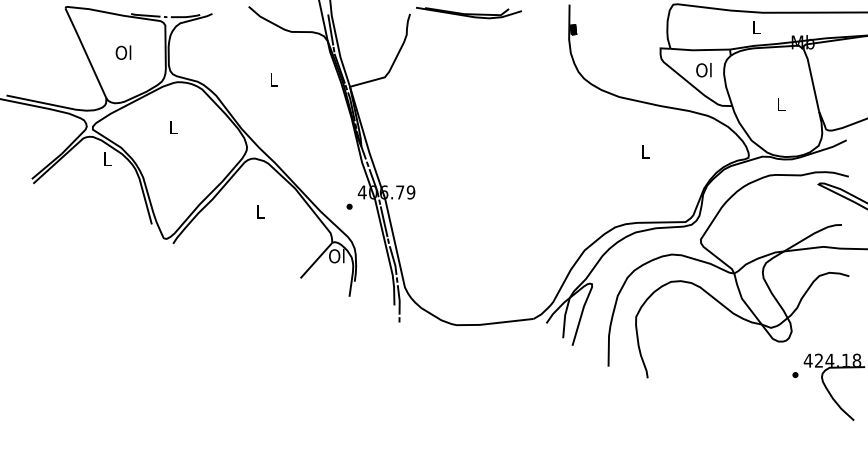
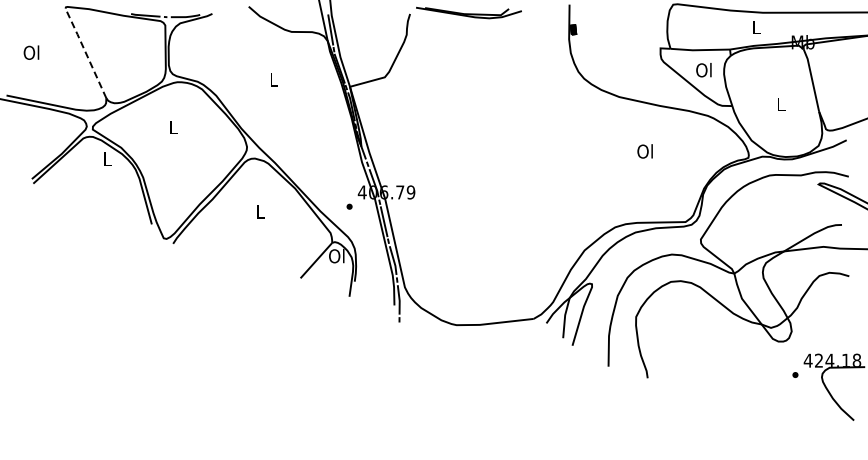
line: solid -> dashed (85, 52)
text position: (123, 52) -> (31, 52) (31, 52)
text: L -> Ol (644, 151)
